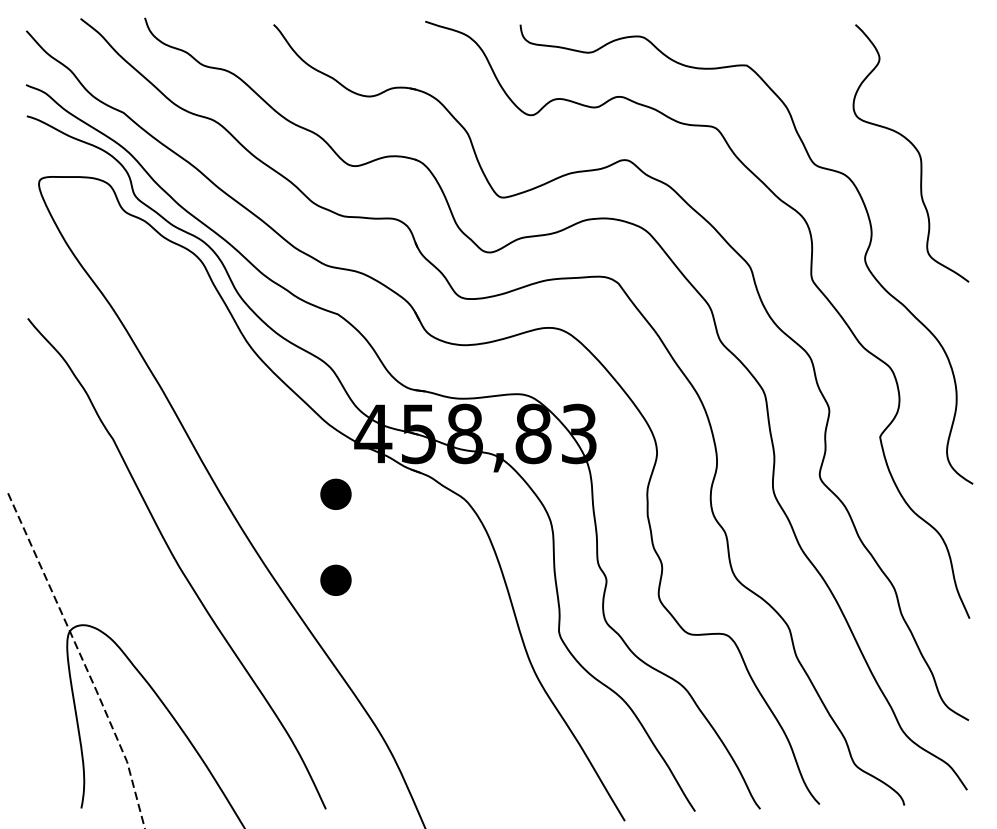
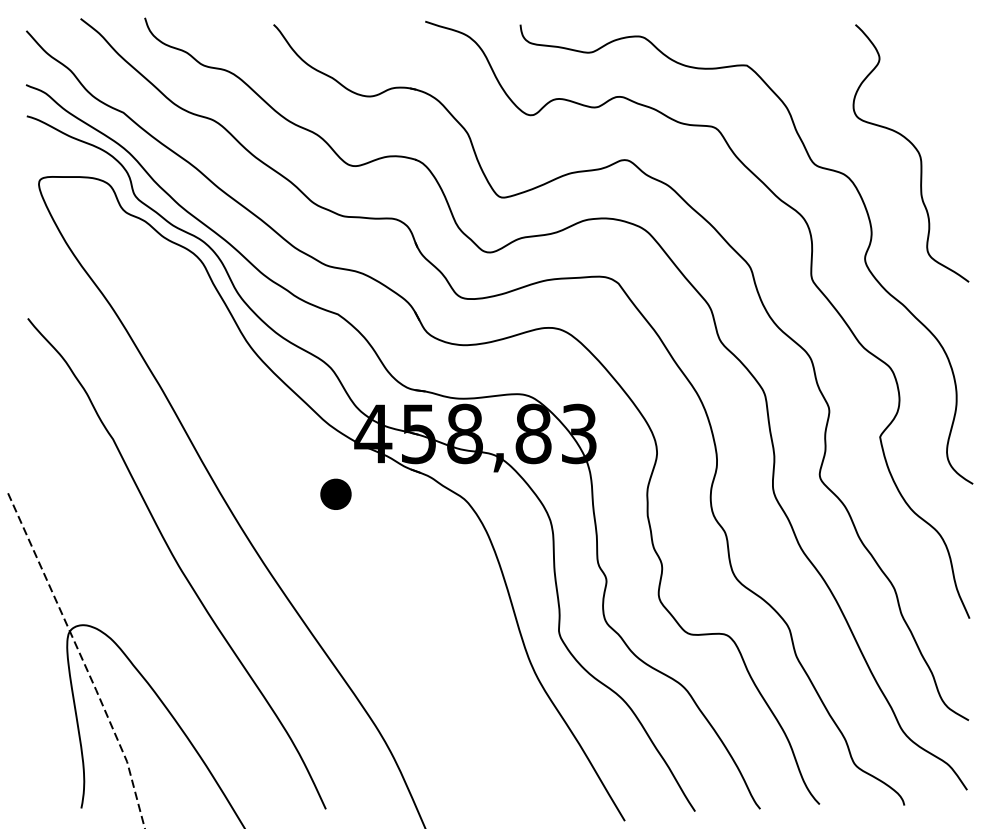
part: present -> none (335, 579)
